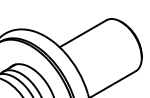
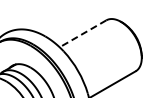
line: solid -> dashed (82, 33)
